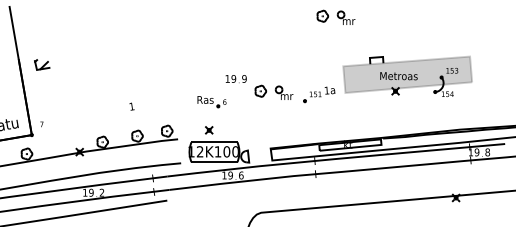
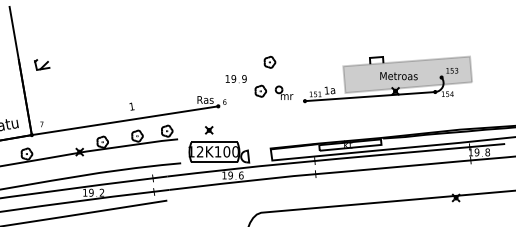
part: present -> none (335, 16)
part: none -> present (269, 61)
line: none -> present (370, 96)
line: none -> present (124, 120)
